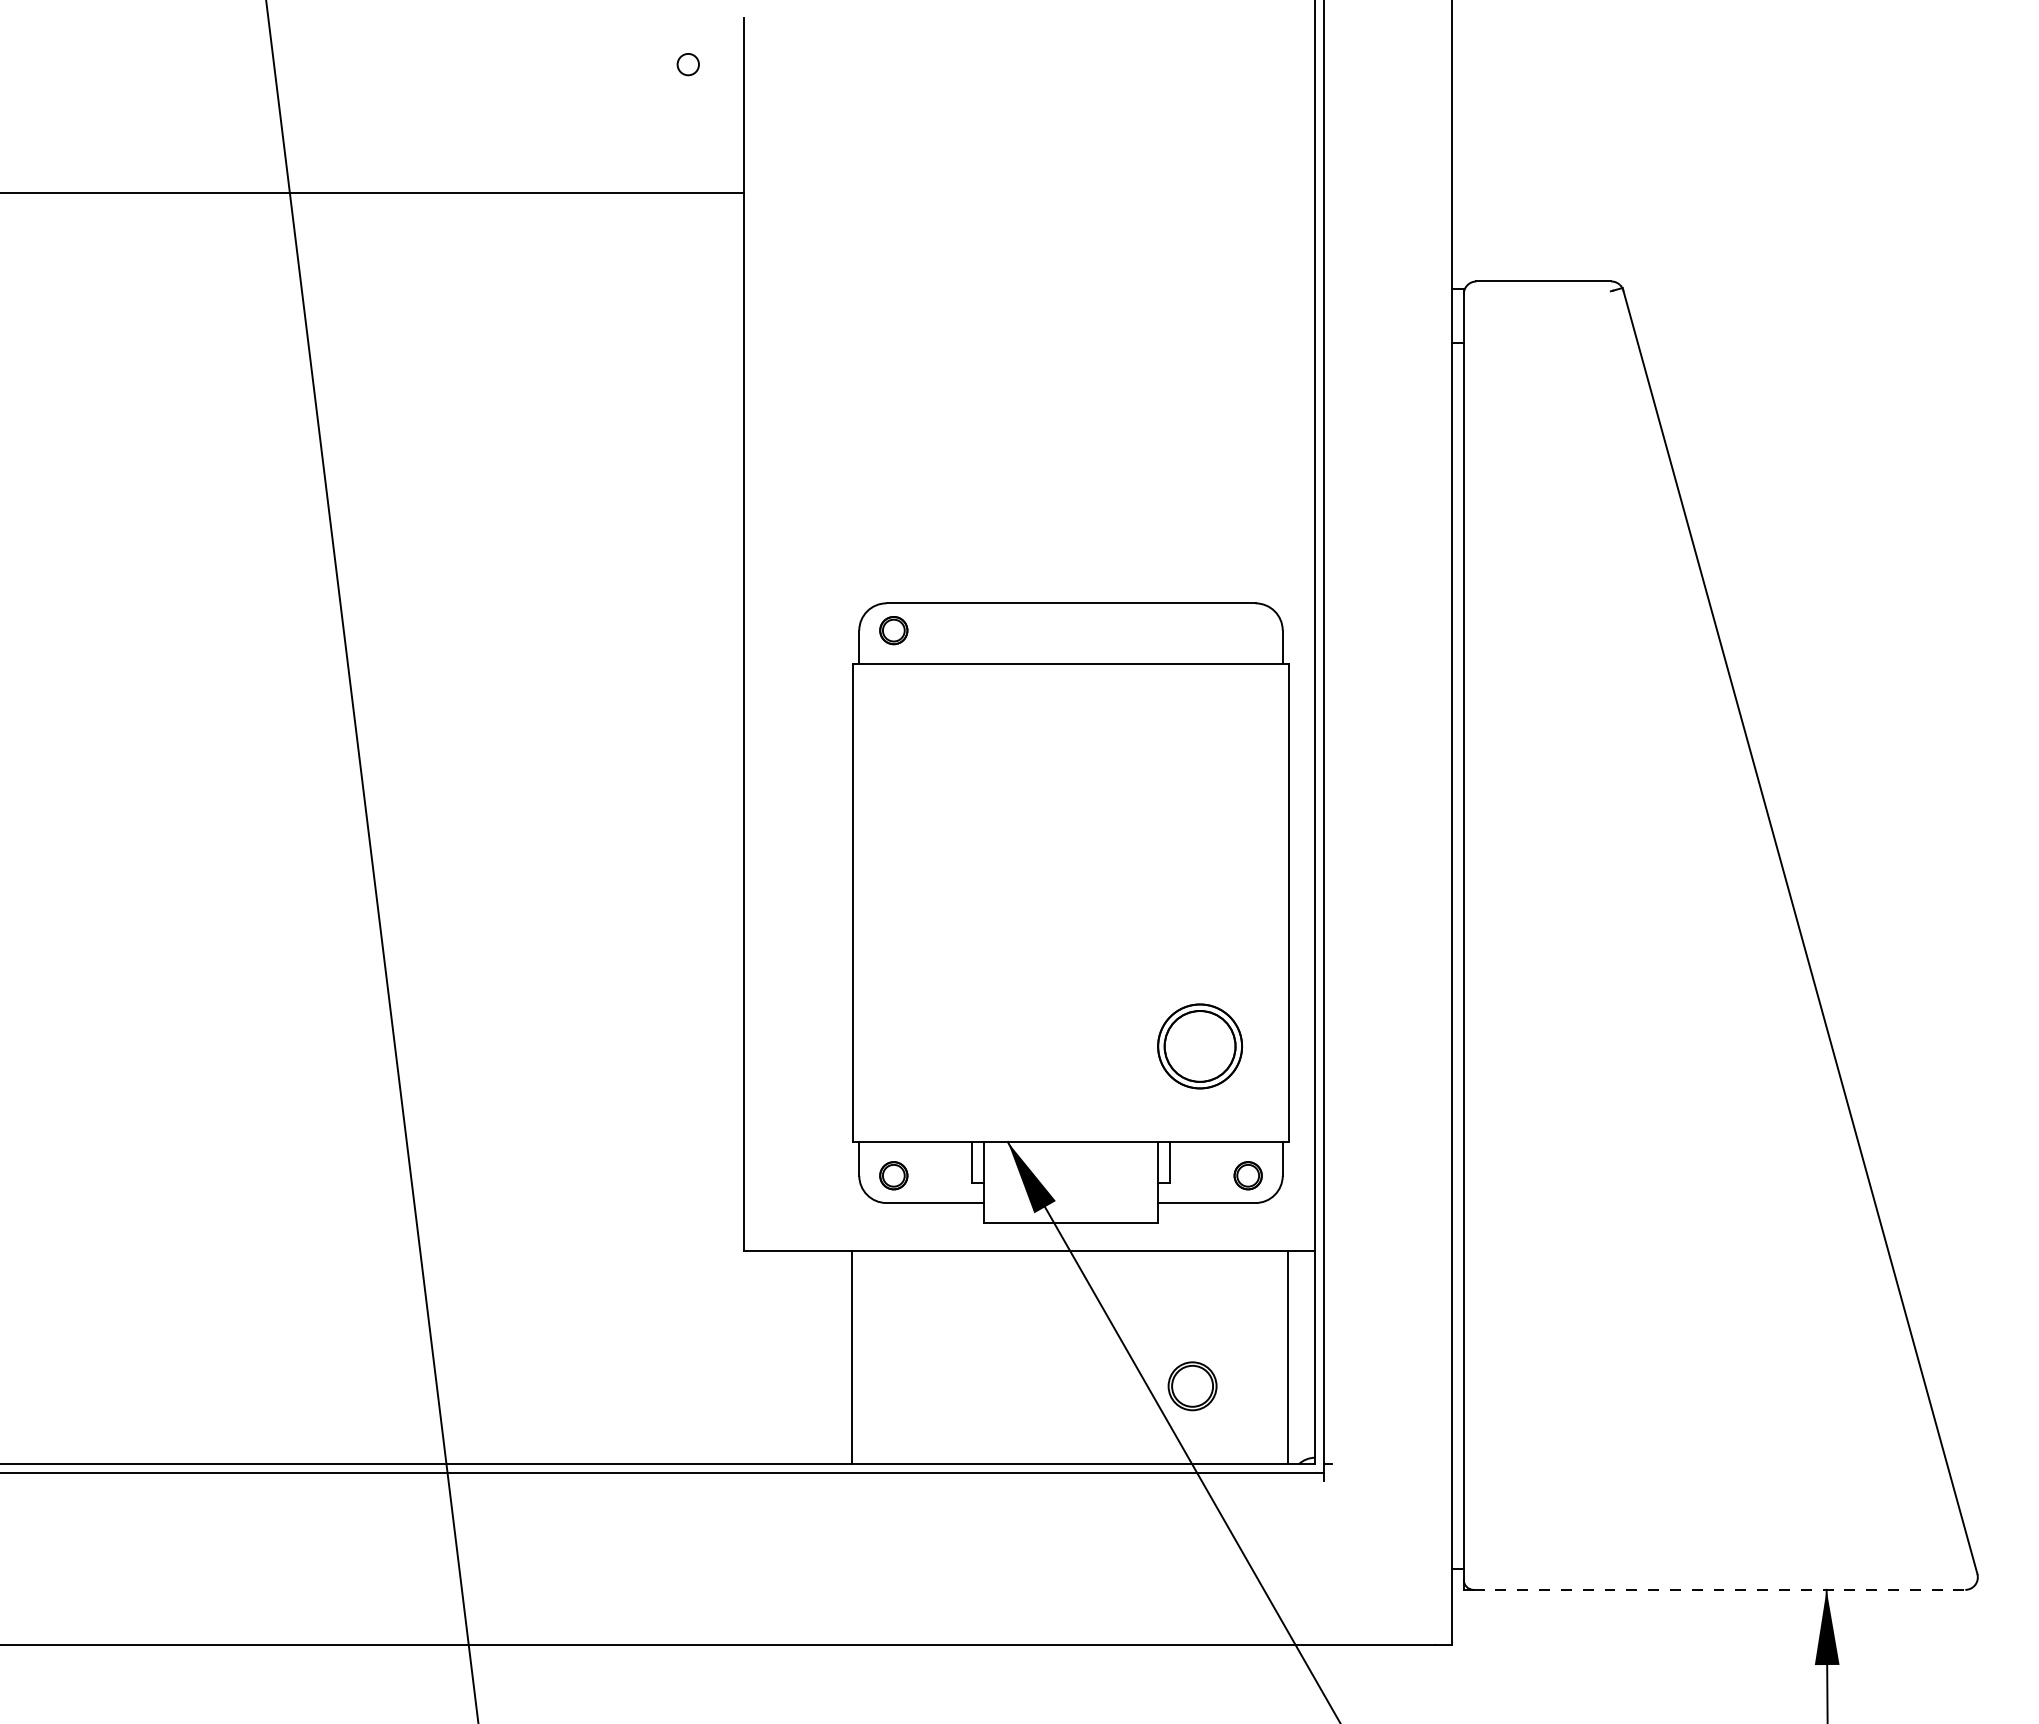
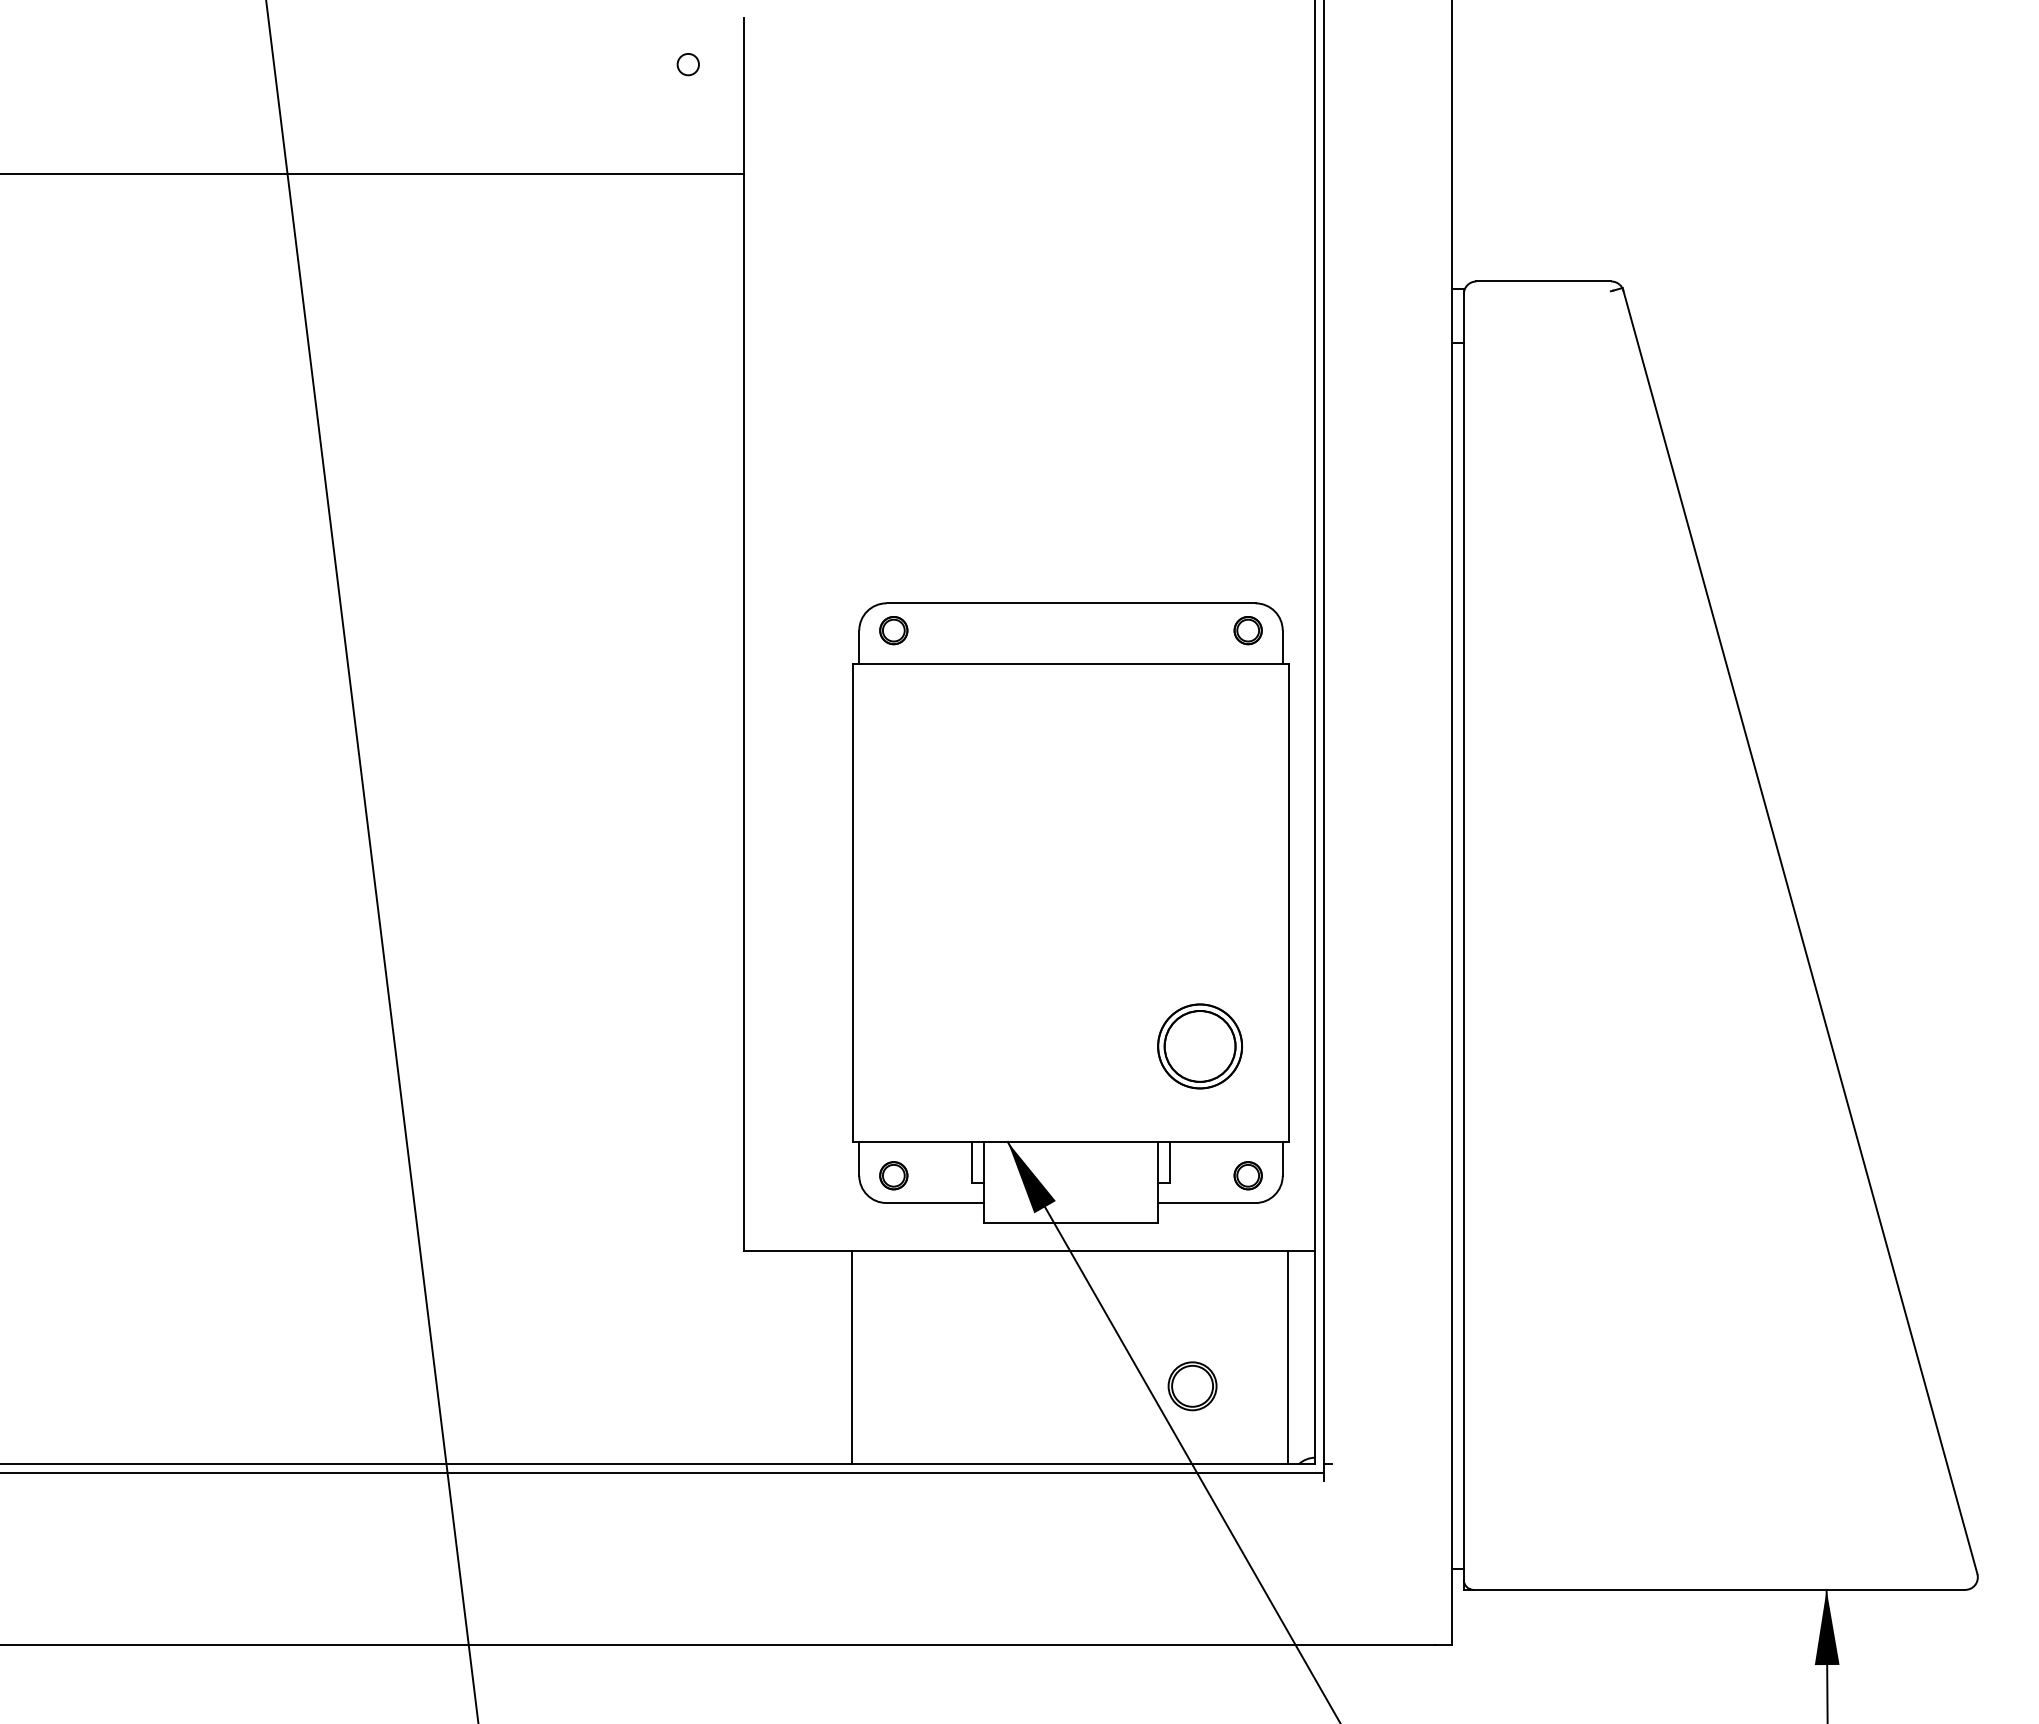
line position: (372, 192) -> (372, 173) (372, 173)
part: none -> present (1247, 630)
line: dashed -> solid (1719, 1589)
